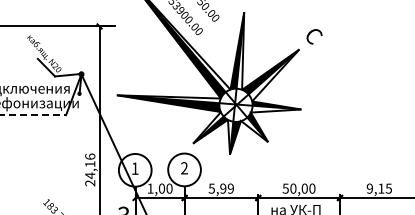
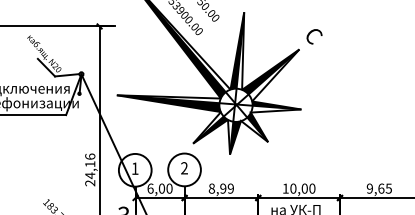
line: dashed -> solid (33, 115)
text: 1,00 -> 6,00 (150, 188)
text: 5,99 -> 8,99 (211, 188)
text: 50,00 -> 10,00 (285, 188)
text: 9,15 -> 9,65 (381, 188)
